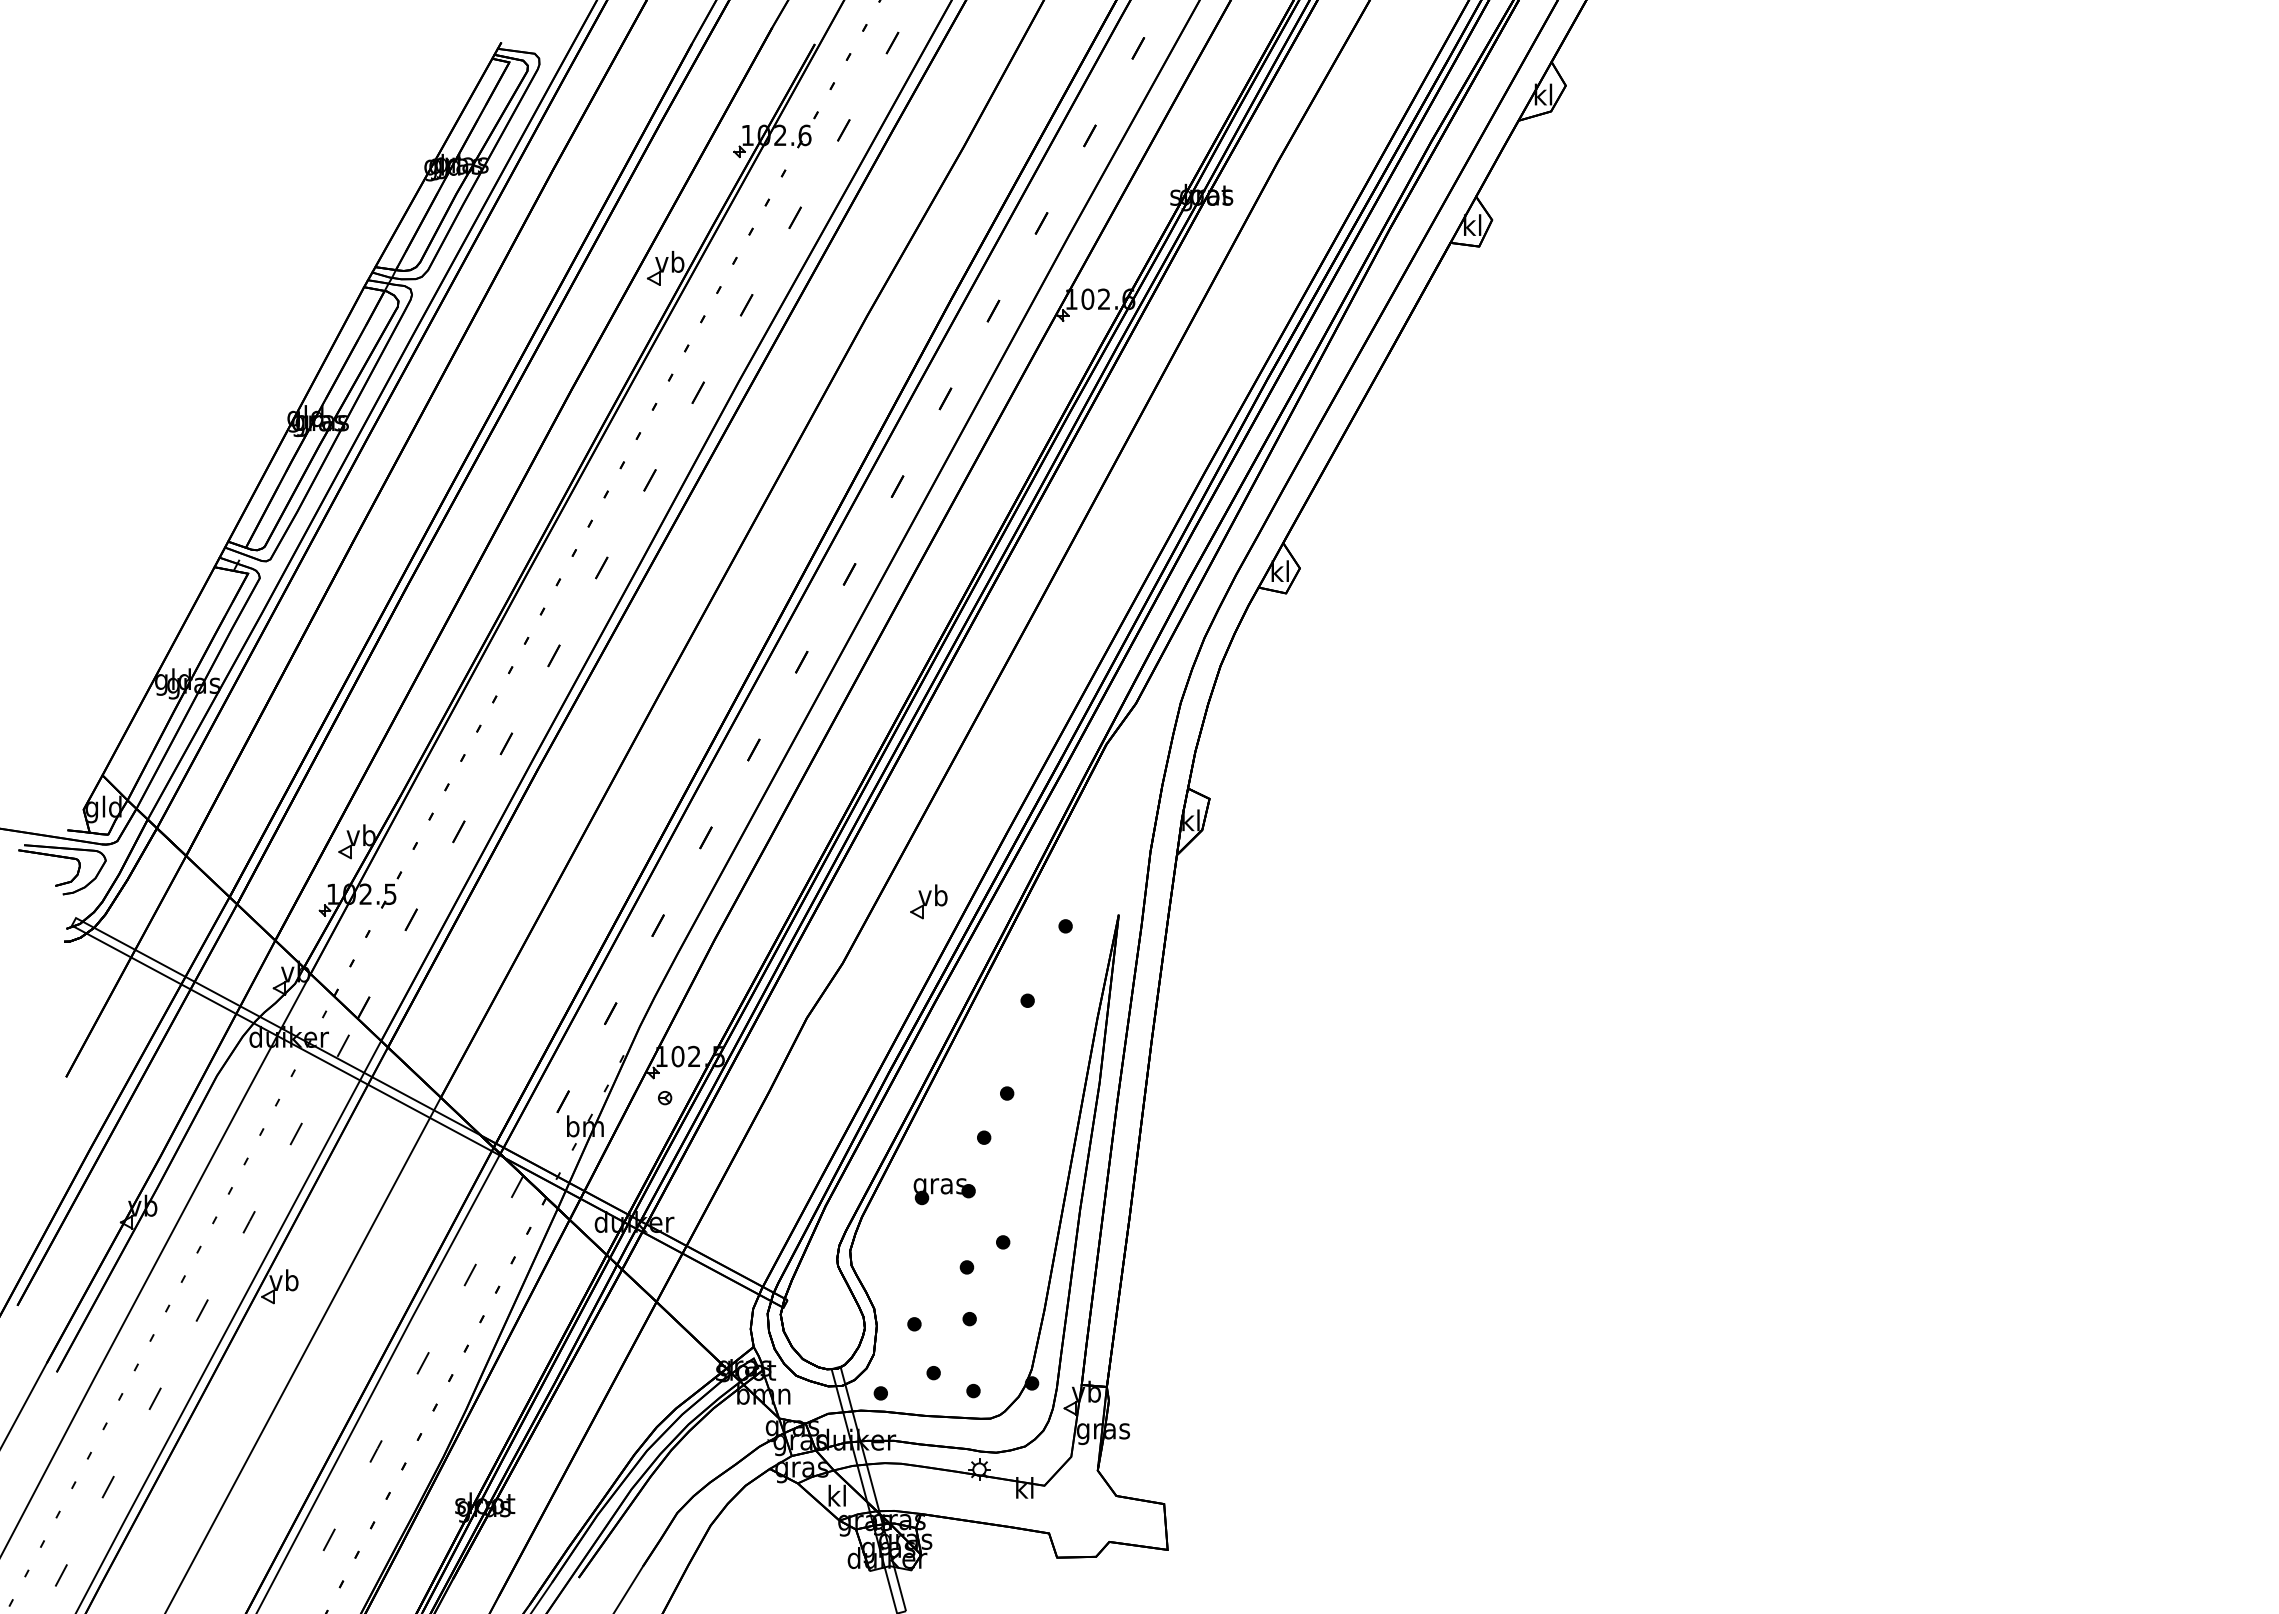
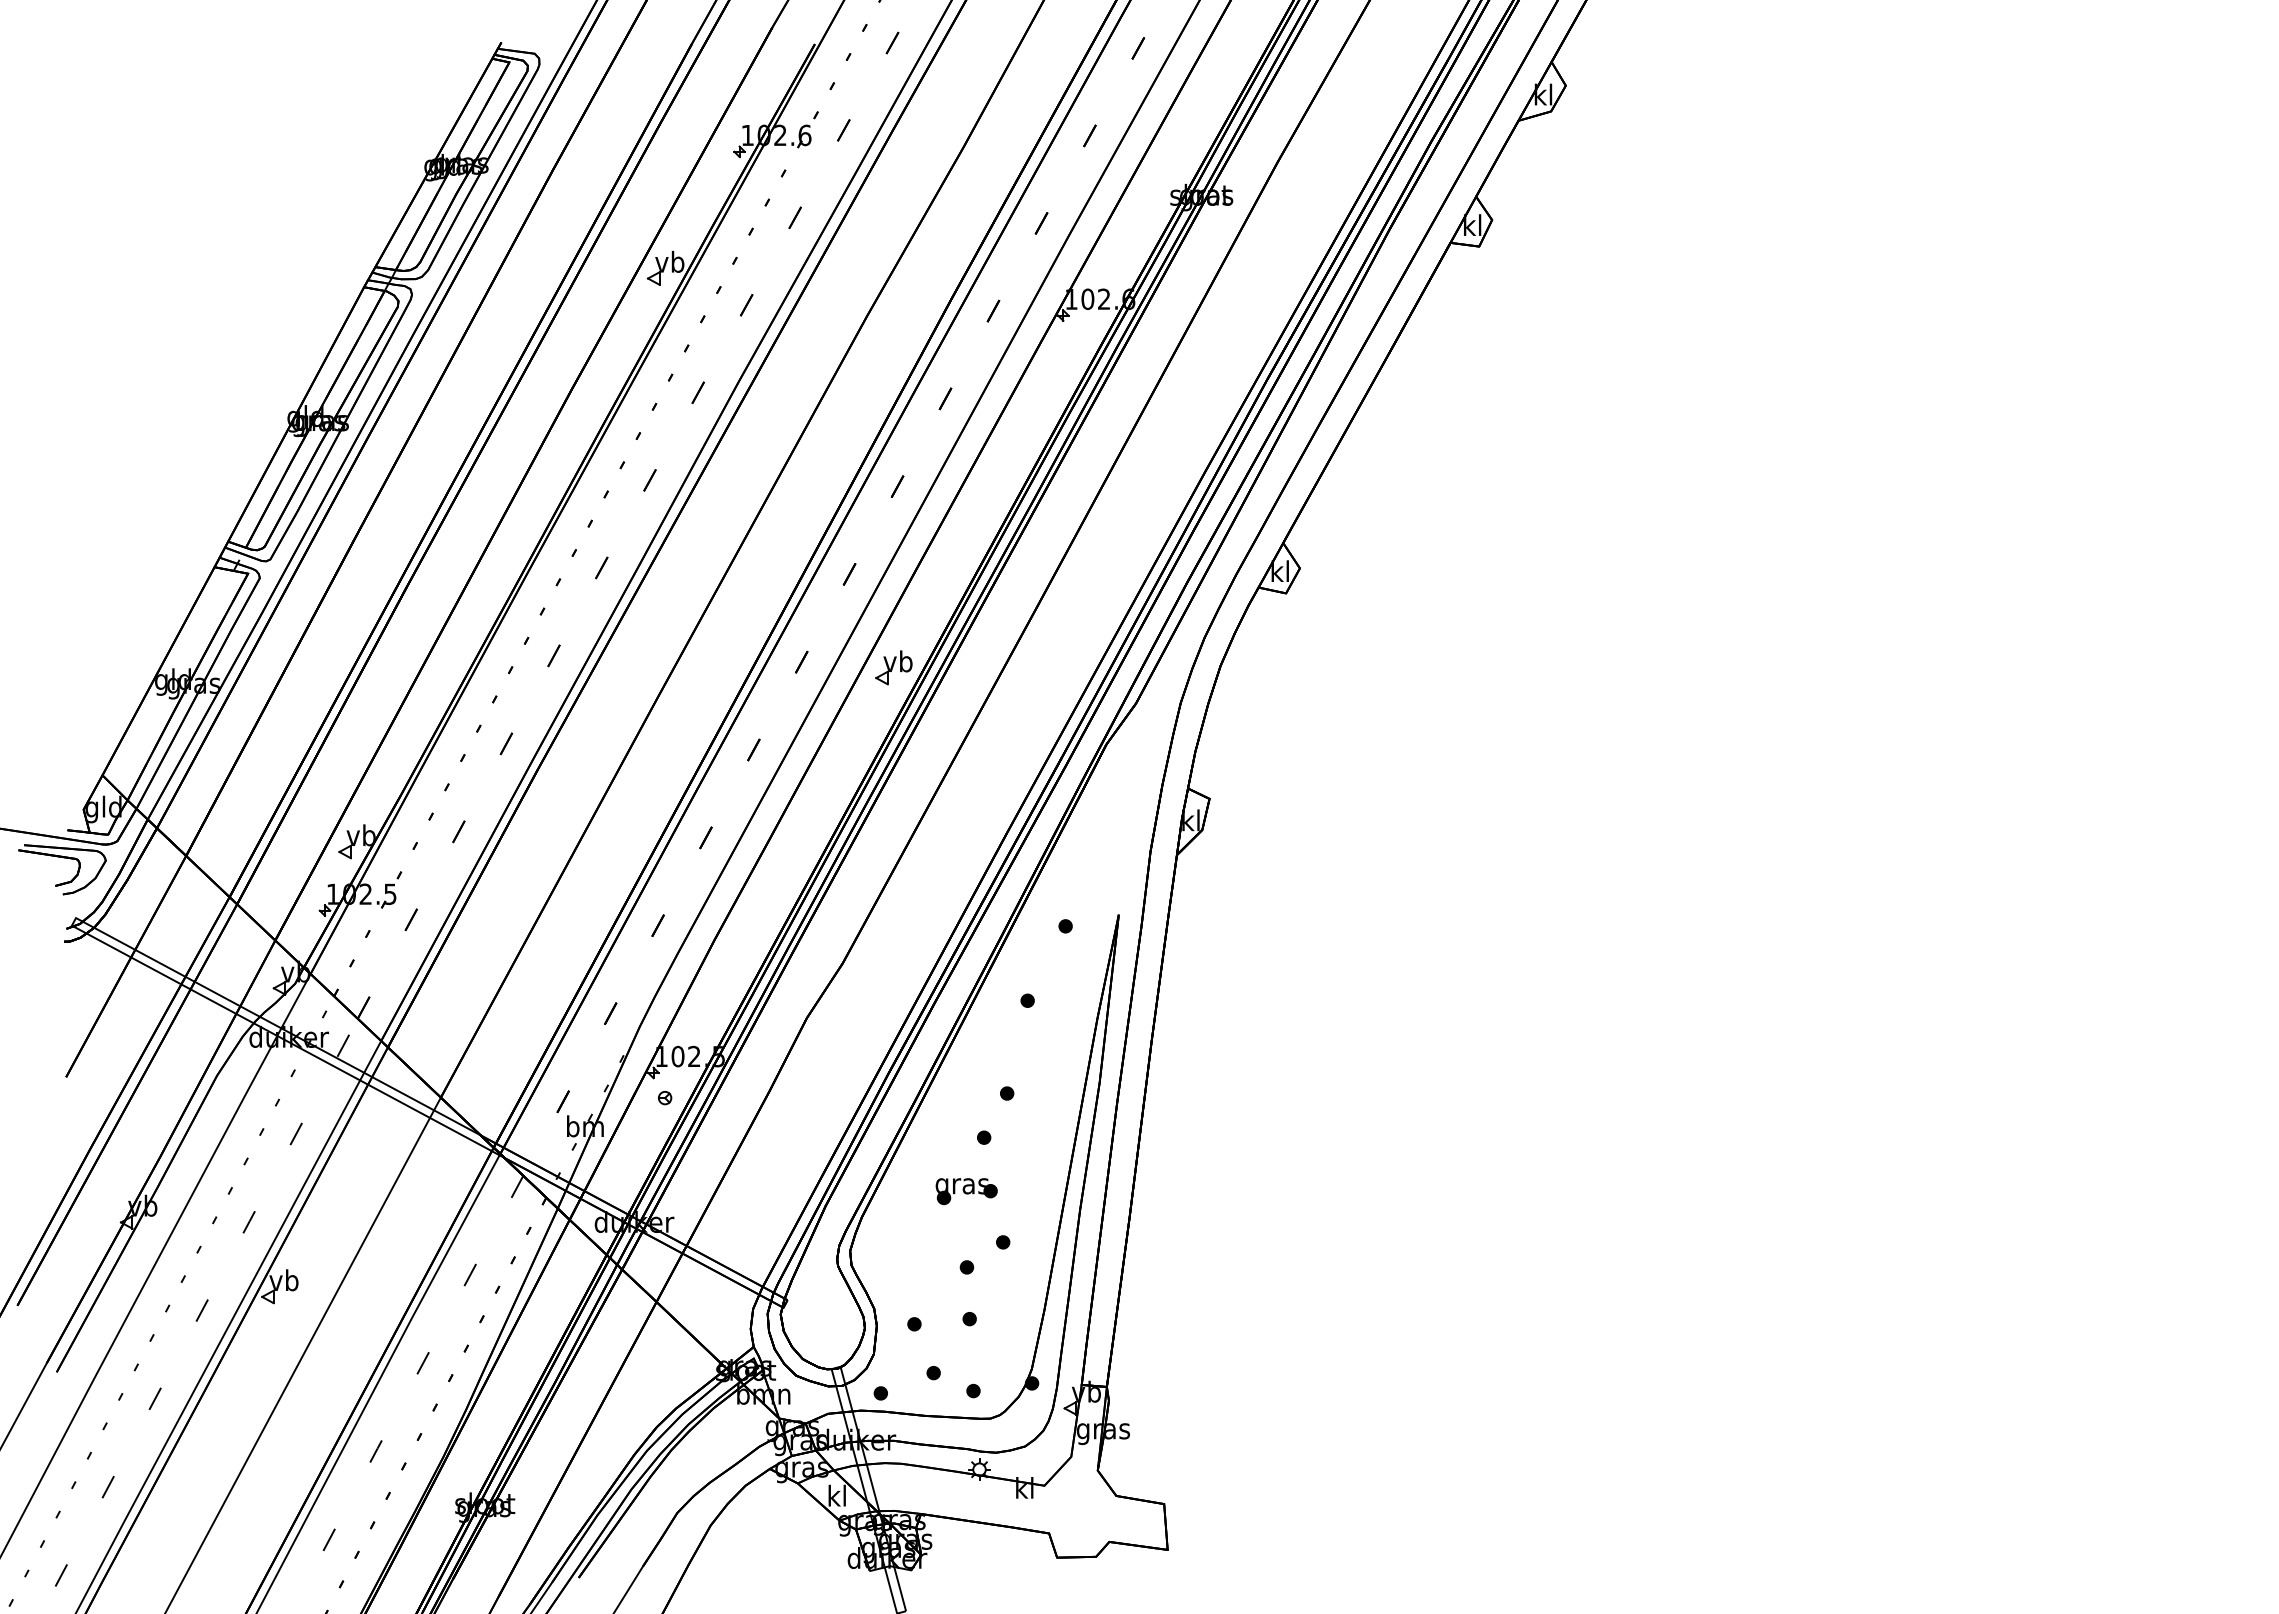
part position: (928, 901) -> (893, 667) (893, 667)
part position: (944, 1191) -> (966, 1191) (966, 1191)
